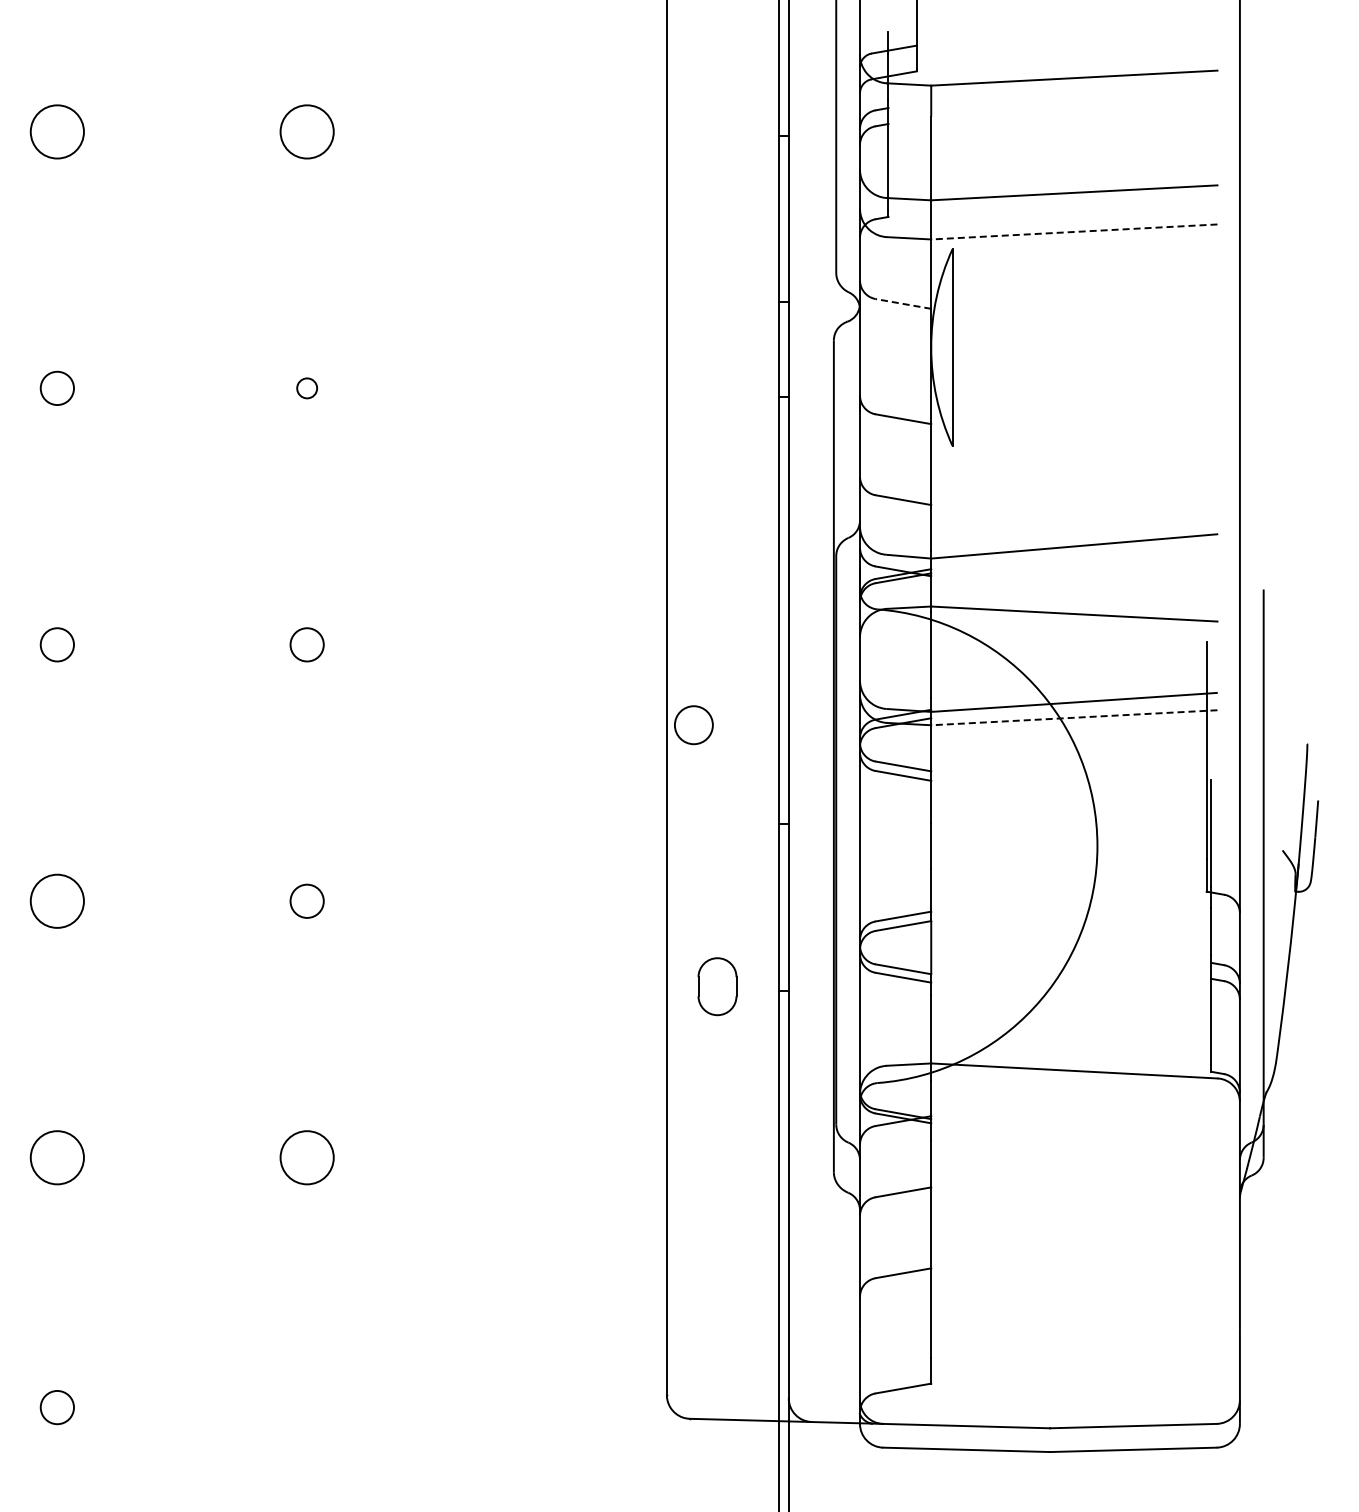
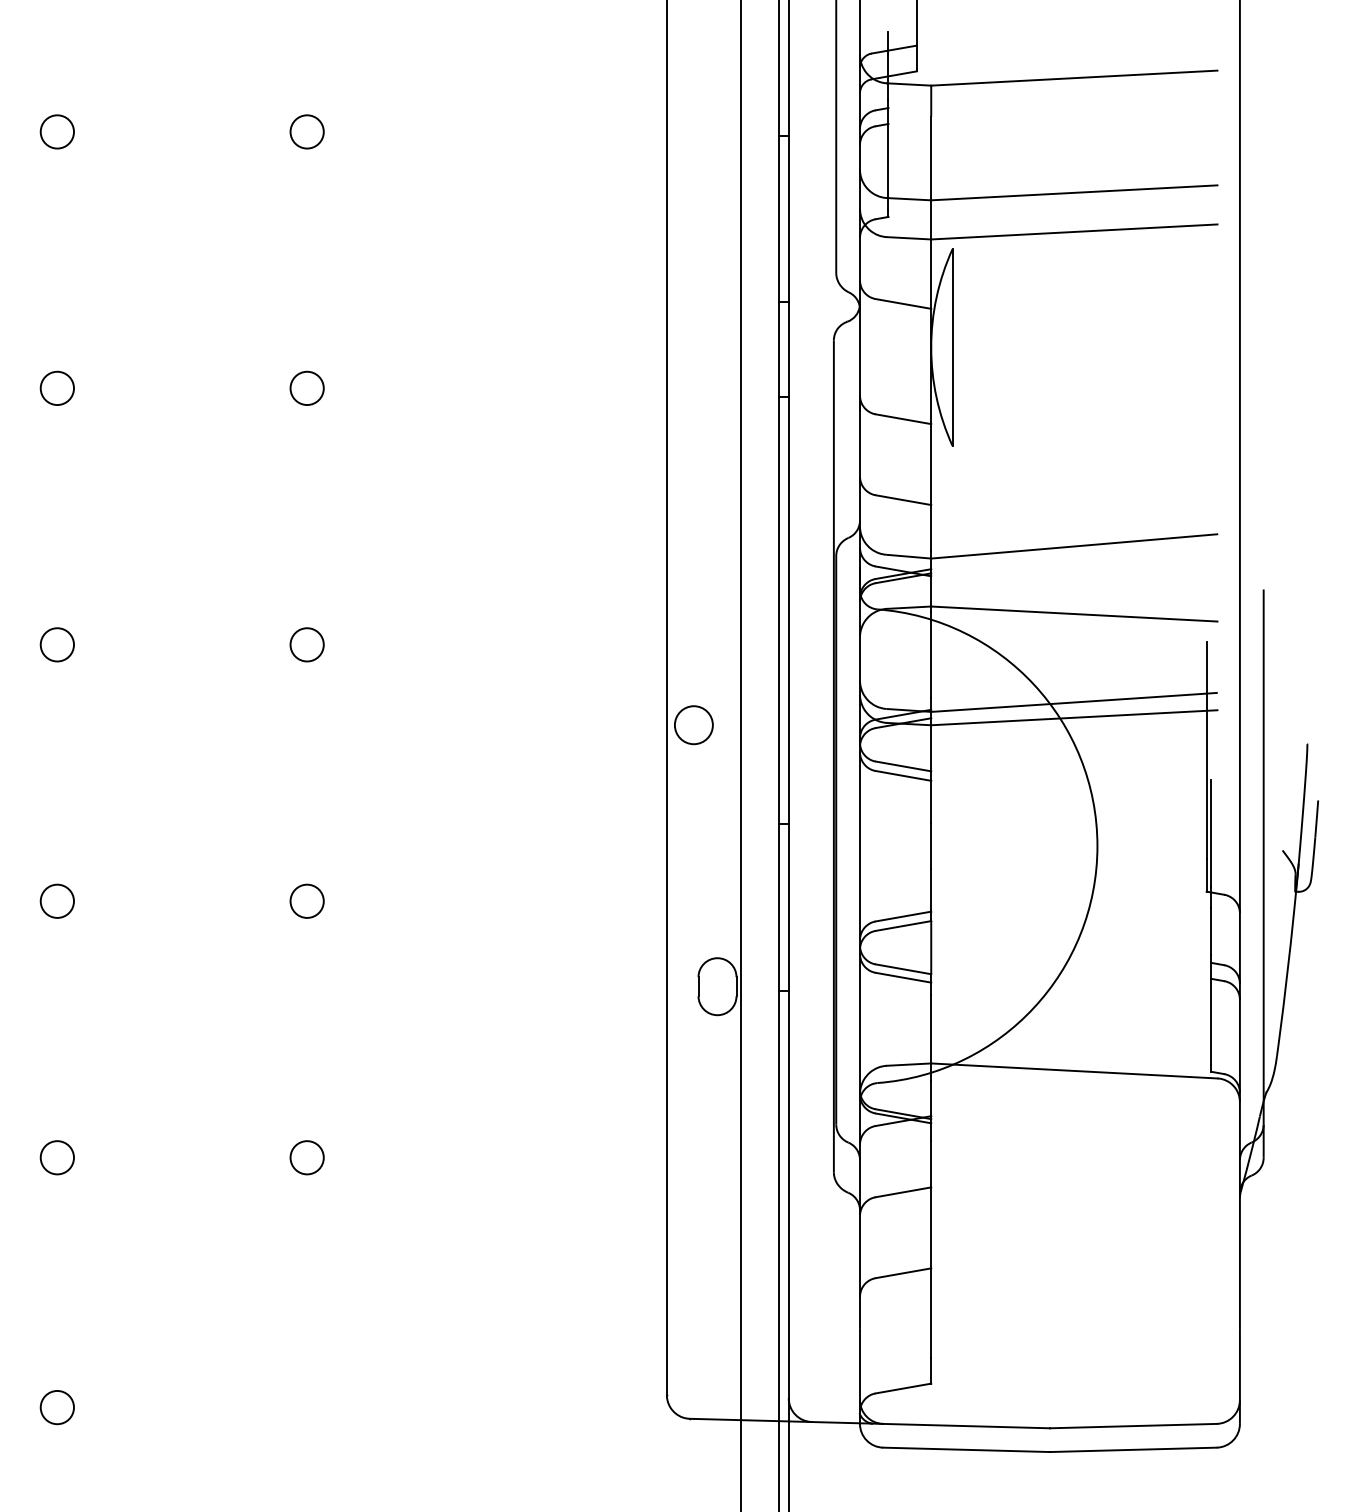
circle diameter: 53 px -> 33 px (57, 131)
circle diameter: 53 px -> 33 px (306, 131)
line: dashed -> solid (1073, 231)
line: dashed -> solid (902, 303)
circle diameter: 20 px -> 33 px (306, 388)
line: dashed -> solid (1073, 717)
line: none -> present (741, 755)
circle diameter: 53 px -> 33 px (57, 900)
circle diameter: 53 px -> 33 px (57, 1157)
circle diameter: 53 px -> 33 px (306, 1157)
